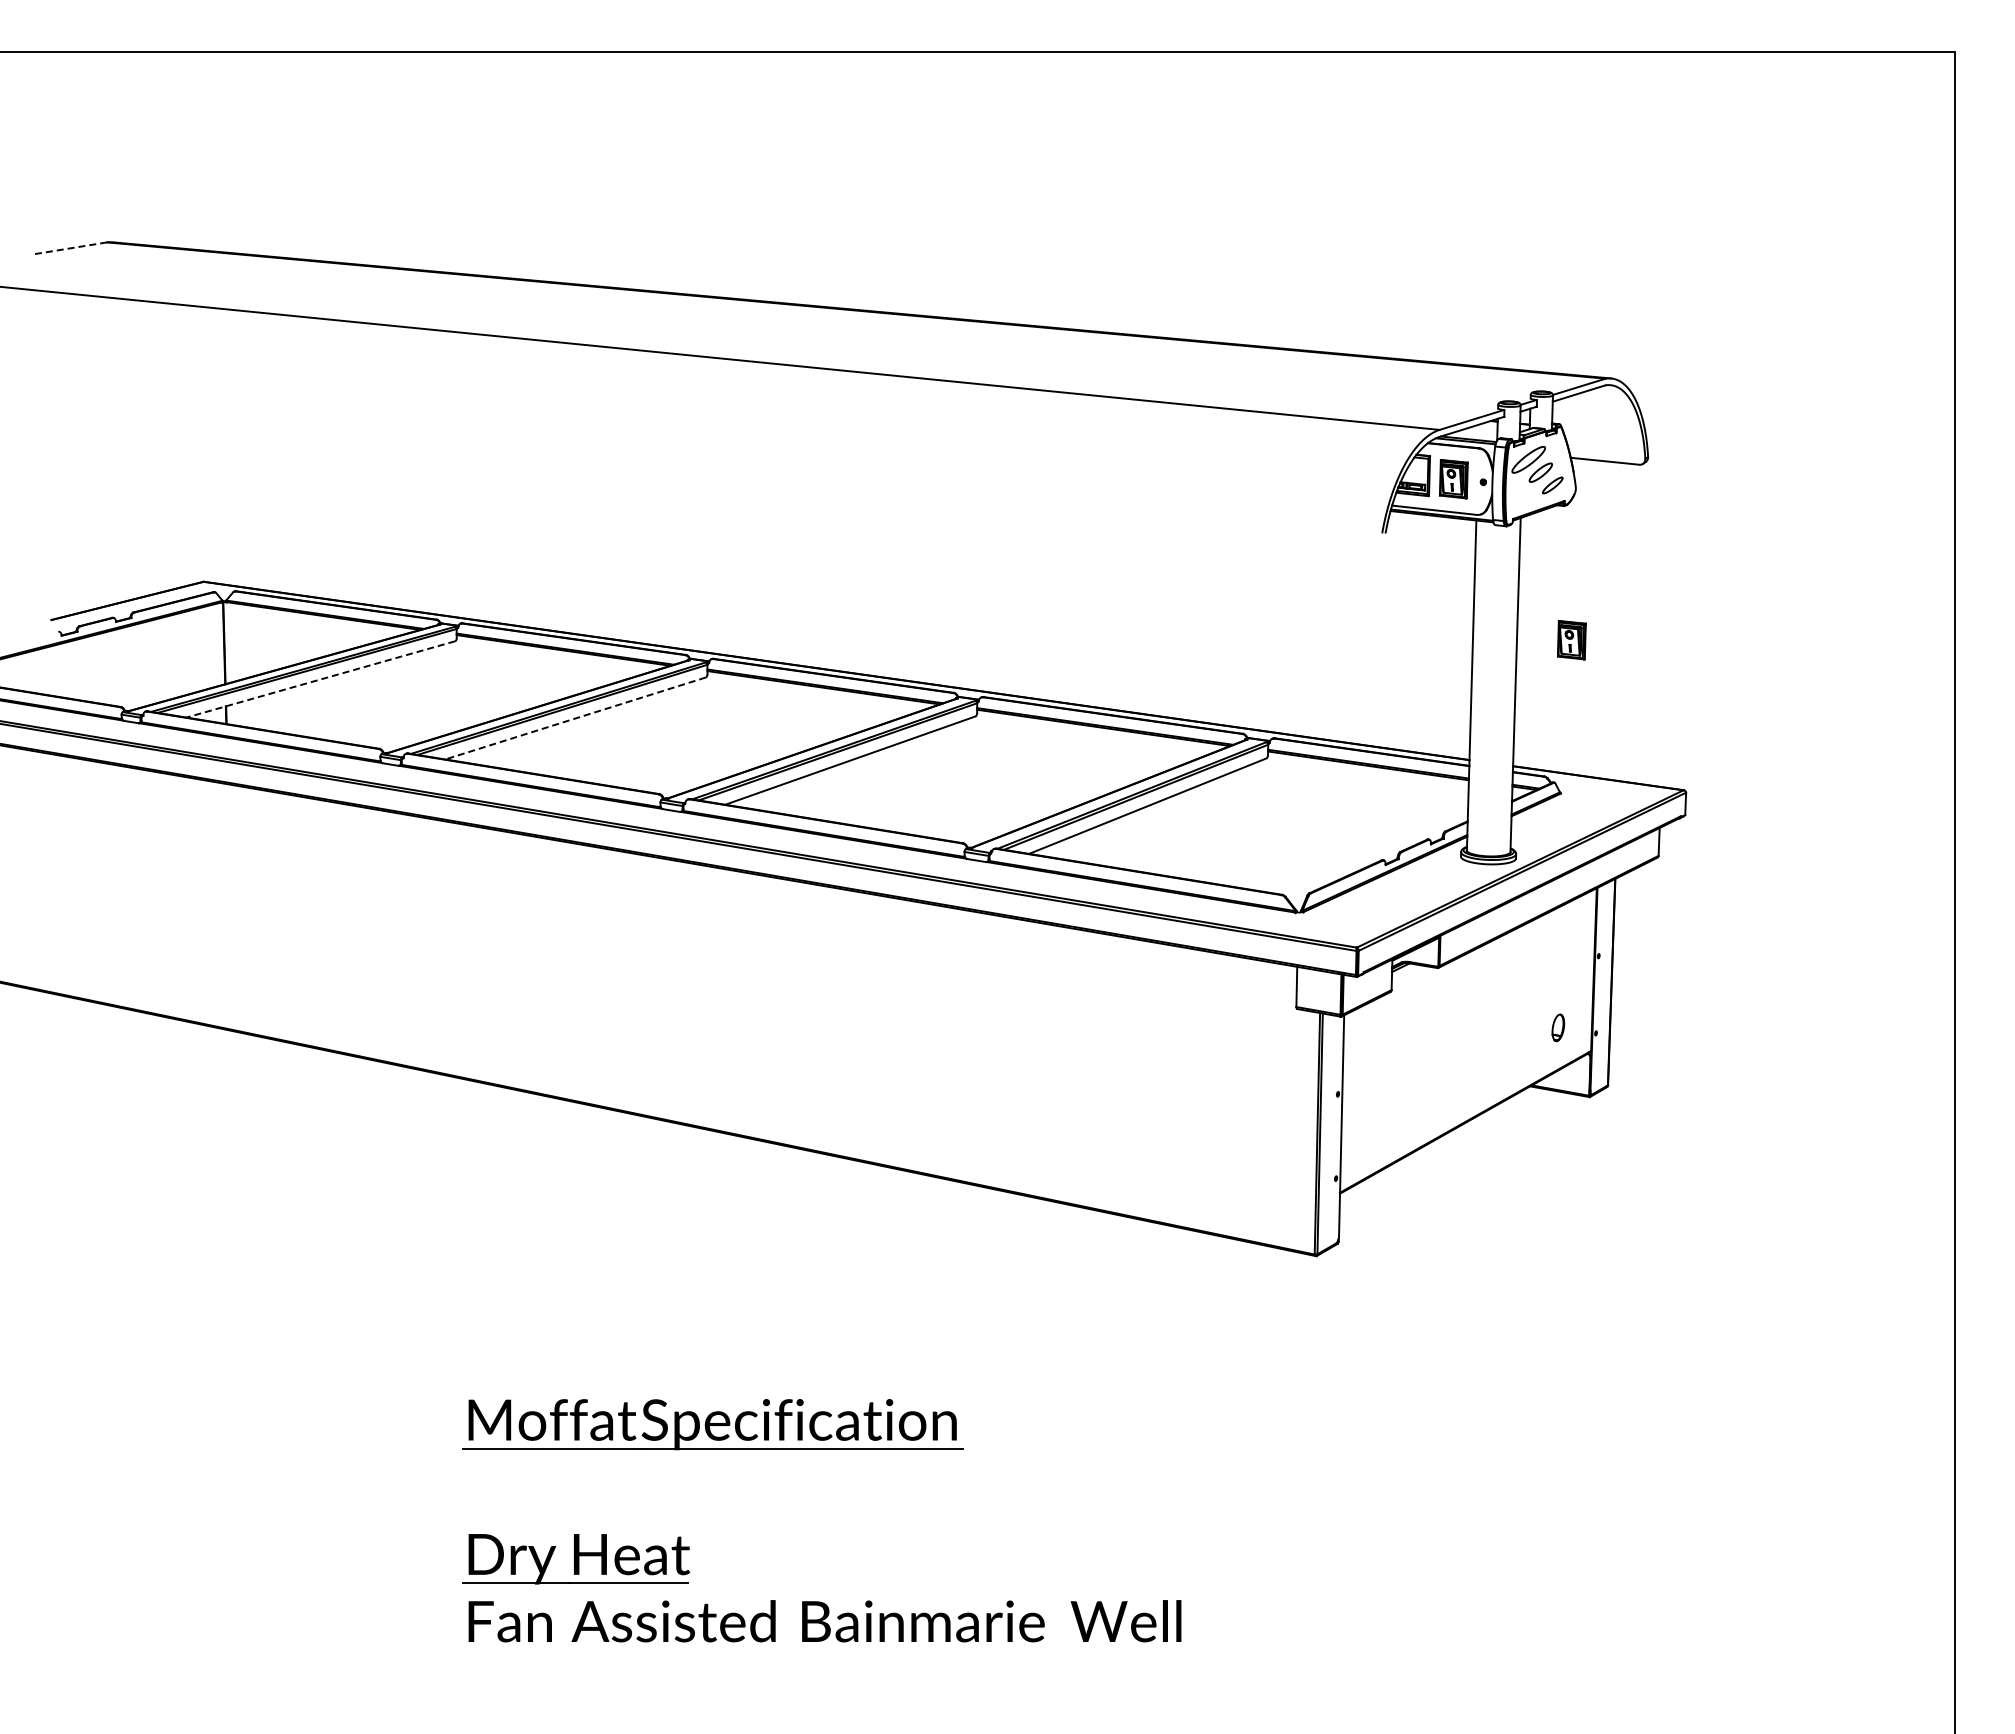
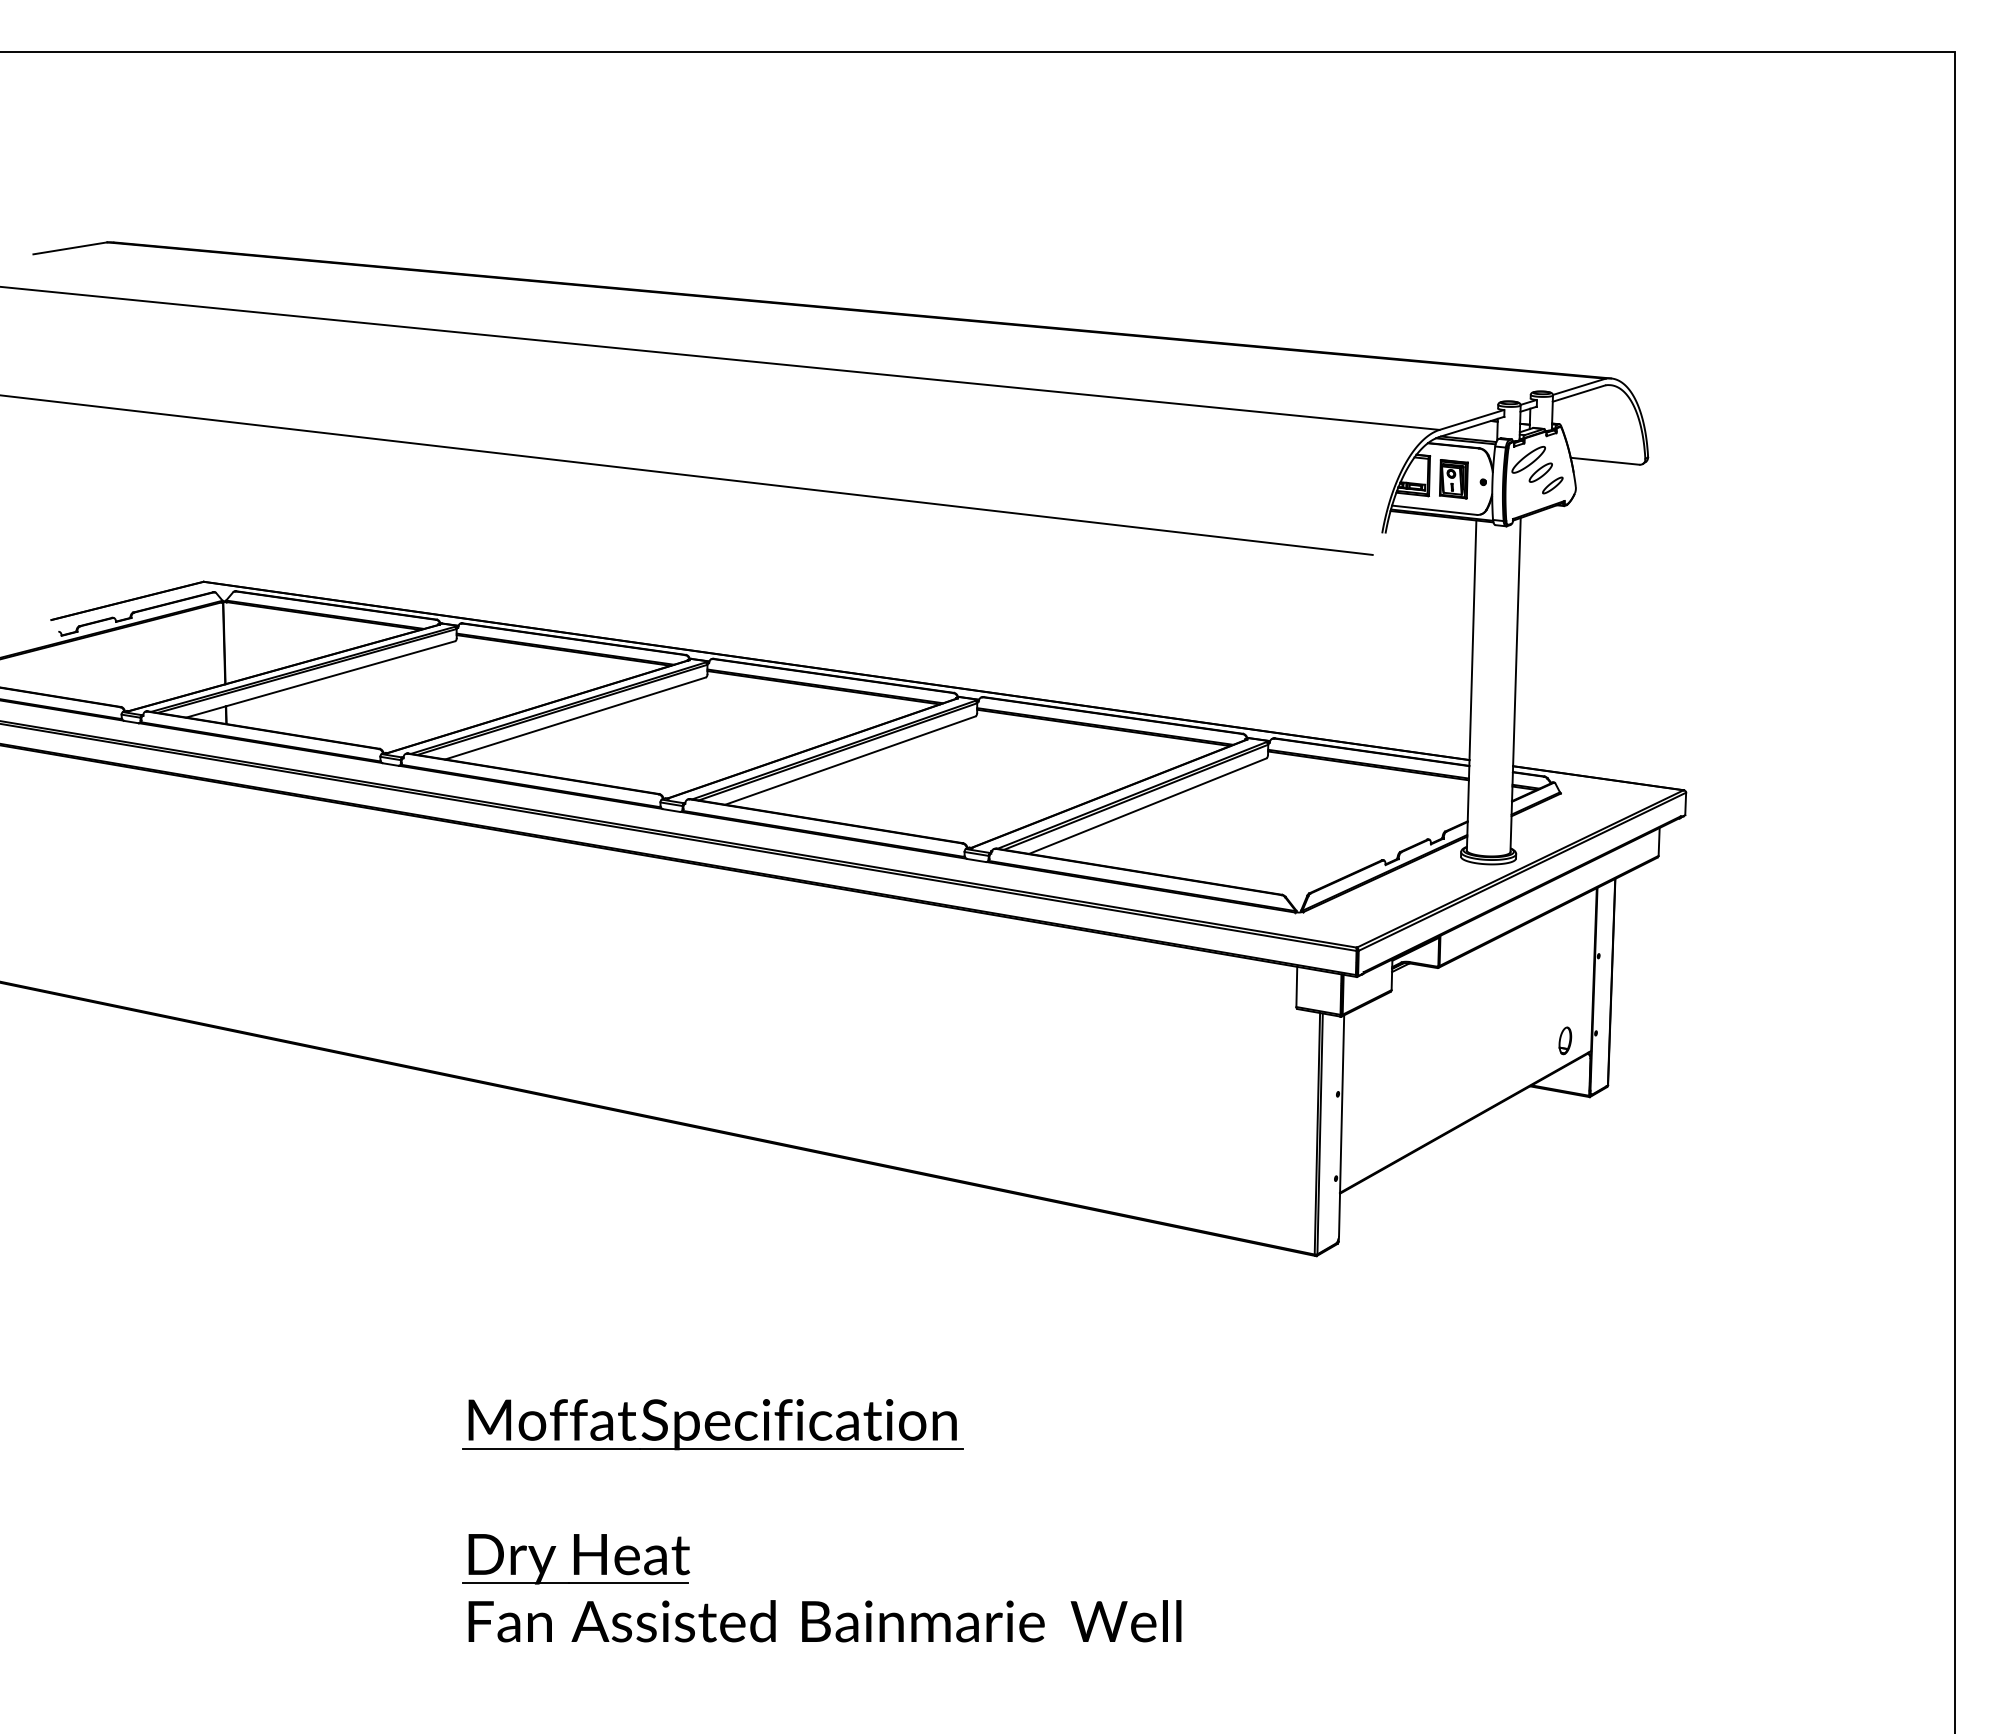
line: dashed -> solid (69, 248)
line: none -> present (687, 474)
part: present -> none (1571, 640)
line: dashed -> solid (320, 679)
line: dashed -> solid (575, 718)
part position: (1558, 1027) -> (1565, 1040) (1565, 1040)
